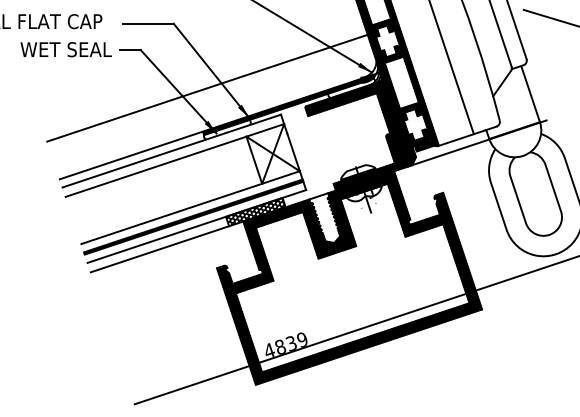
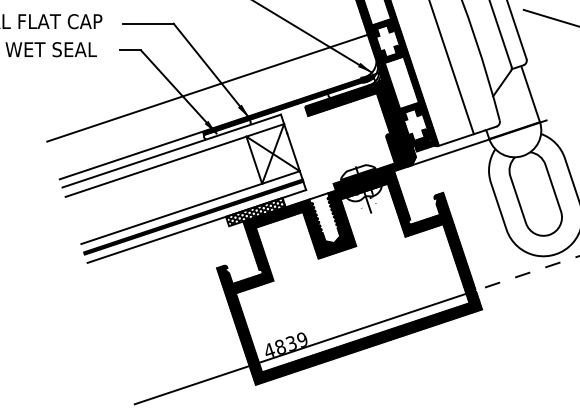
text position: (65, 49) -> (50, 49) (50, 49)
line: present -> none (159, 249)
line: solid -> dashed (526, 273)
